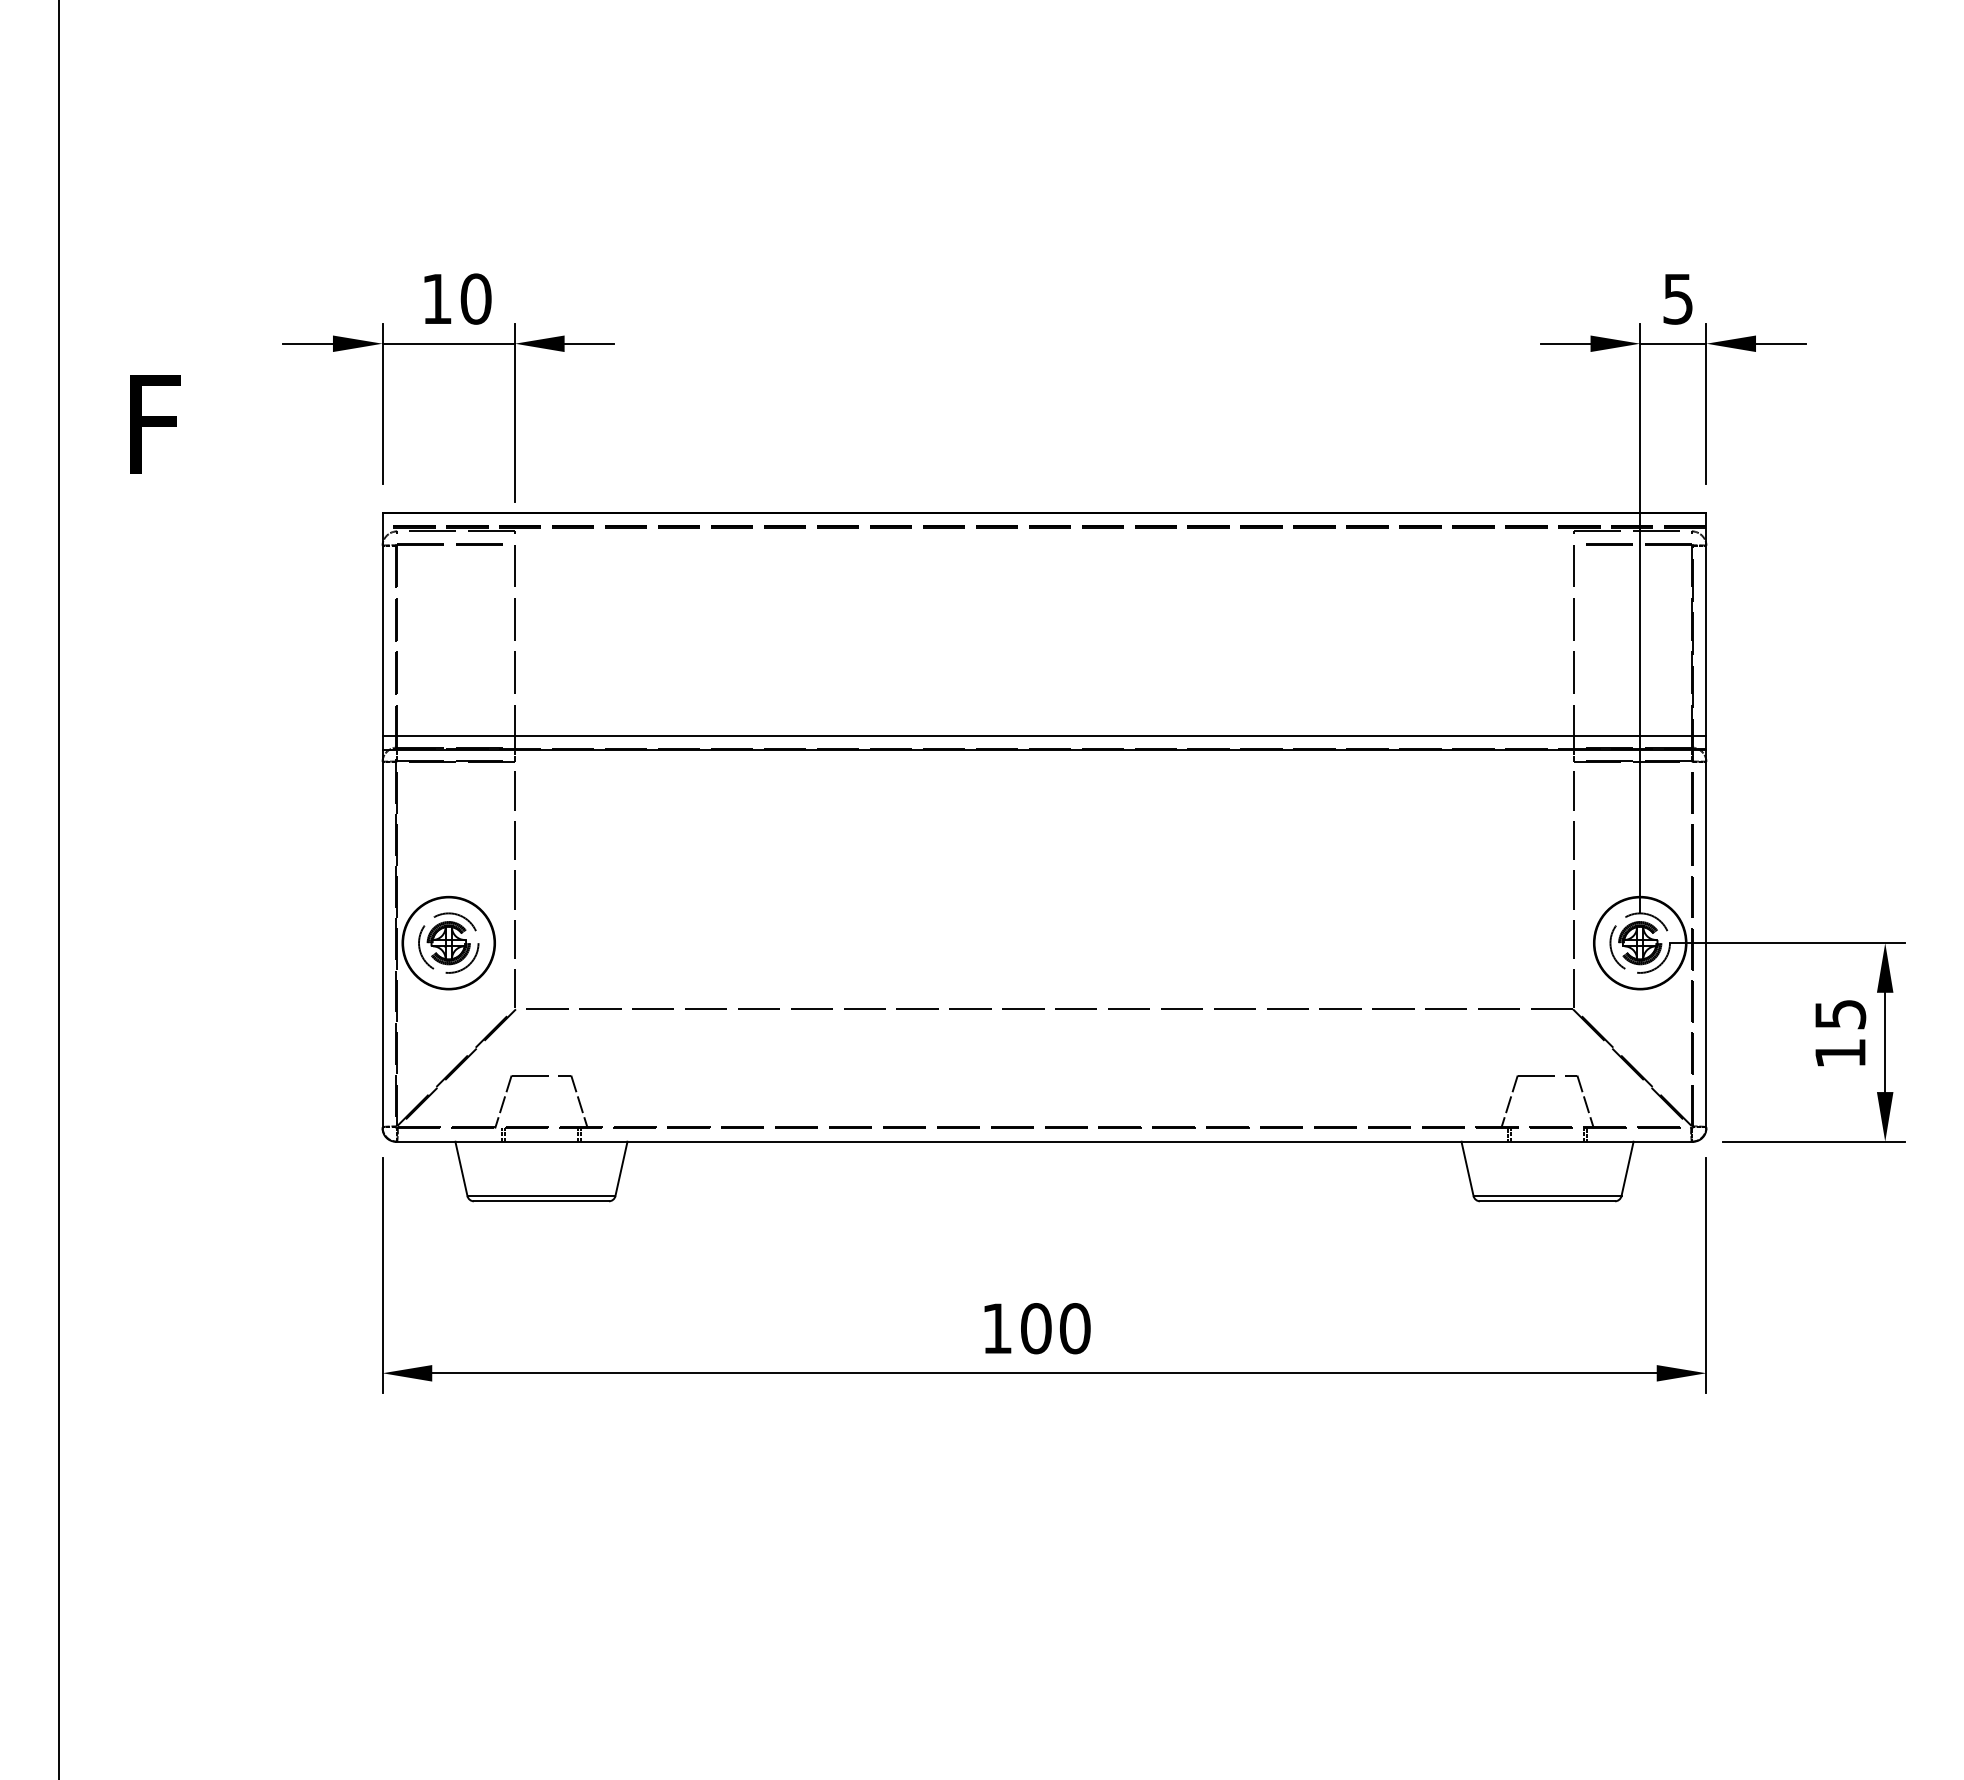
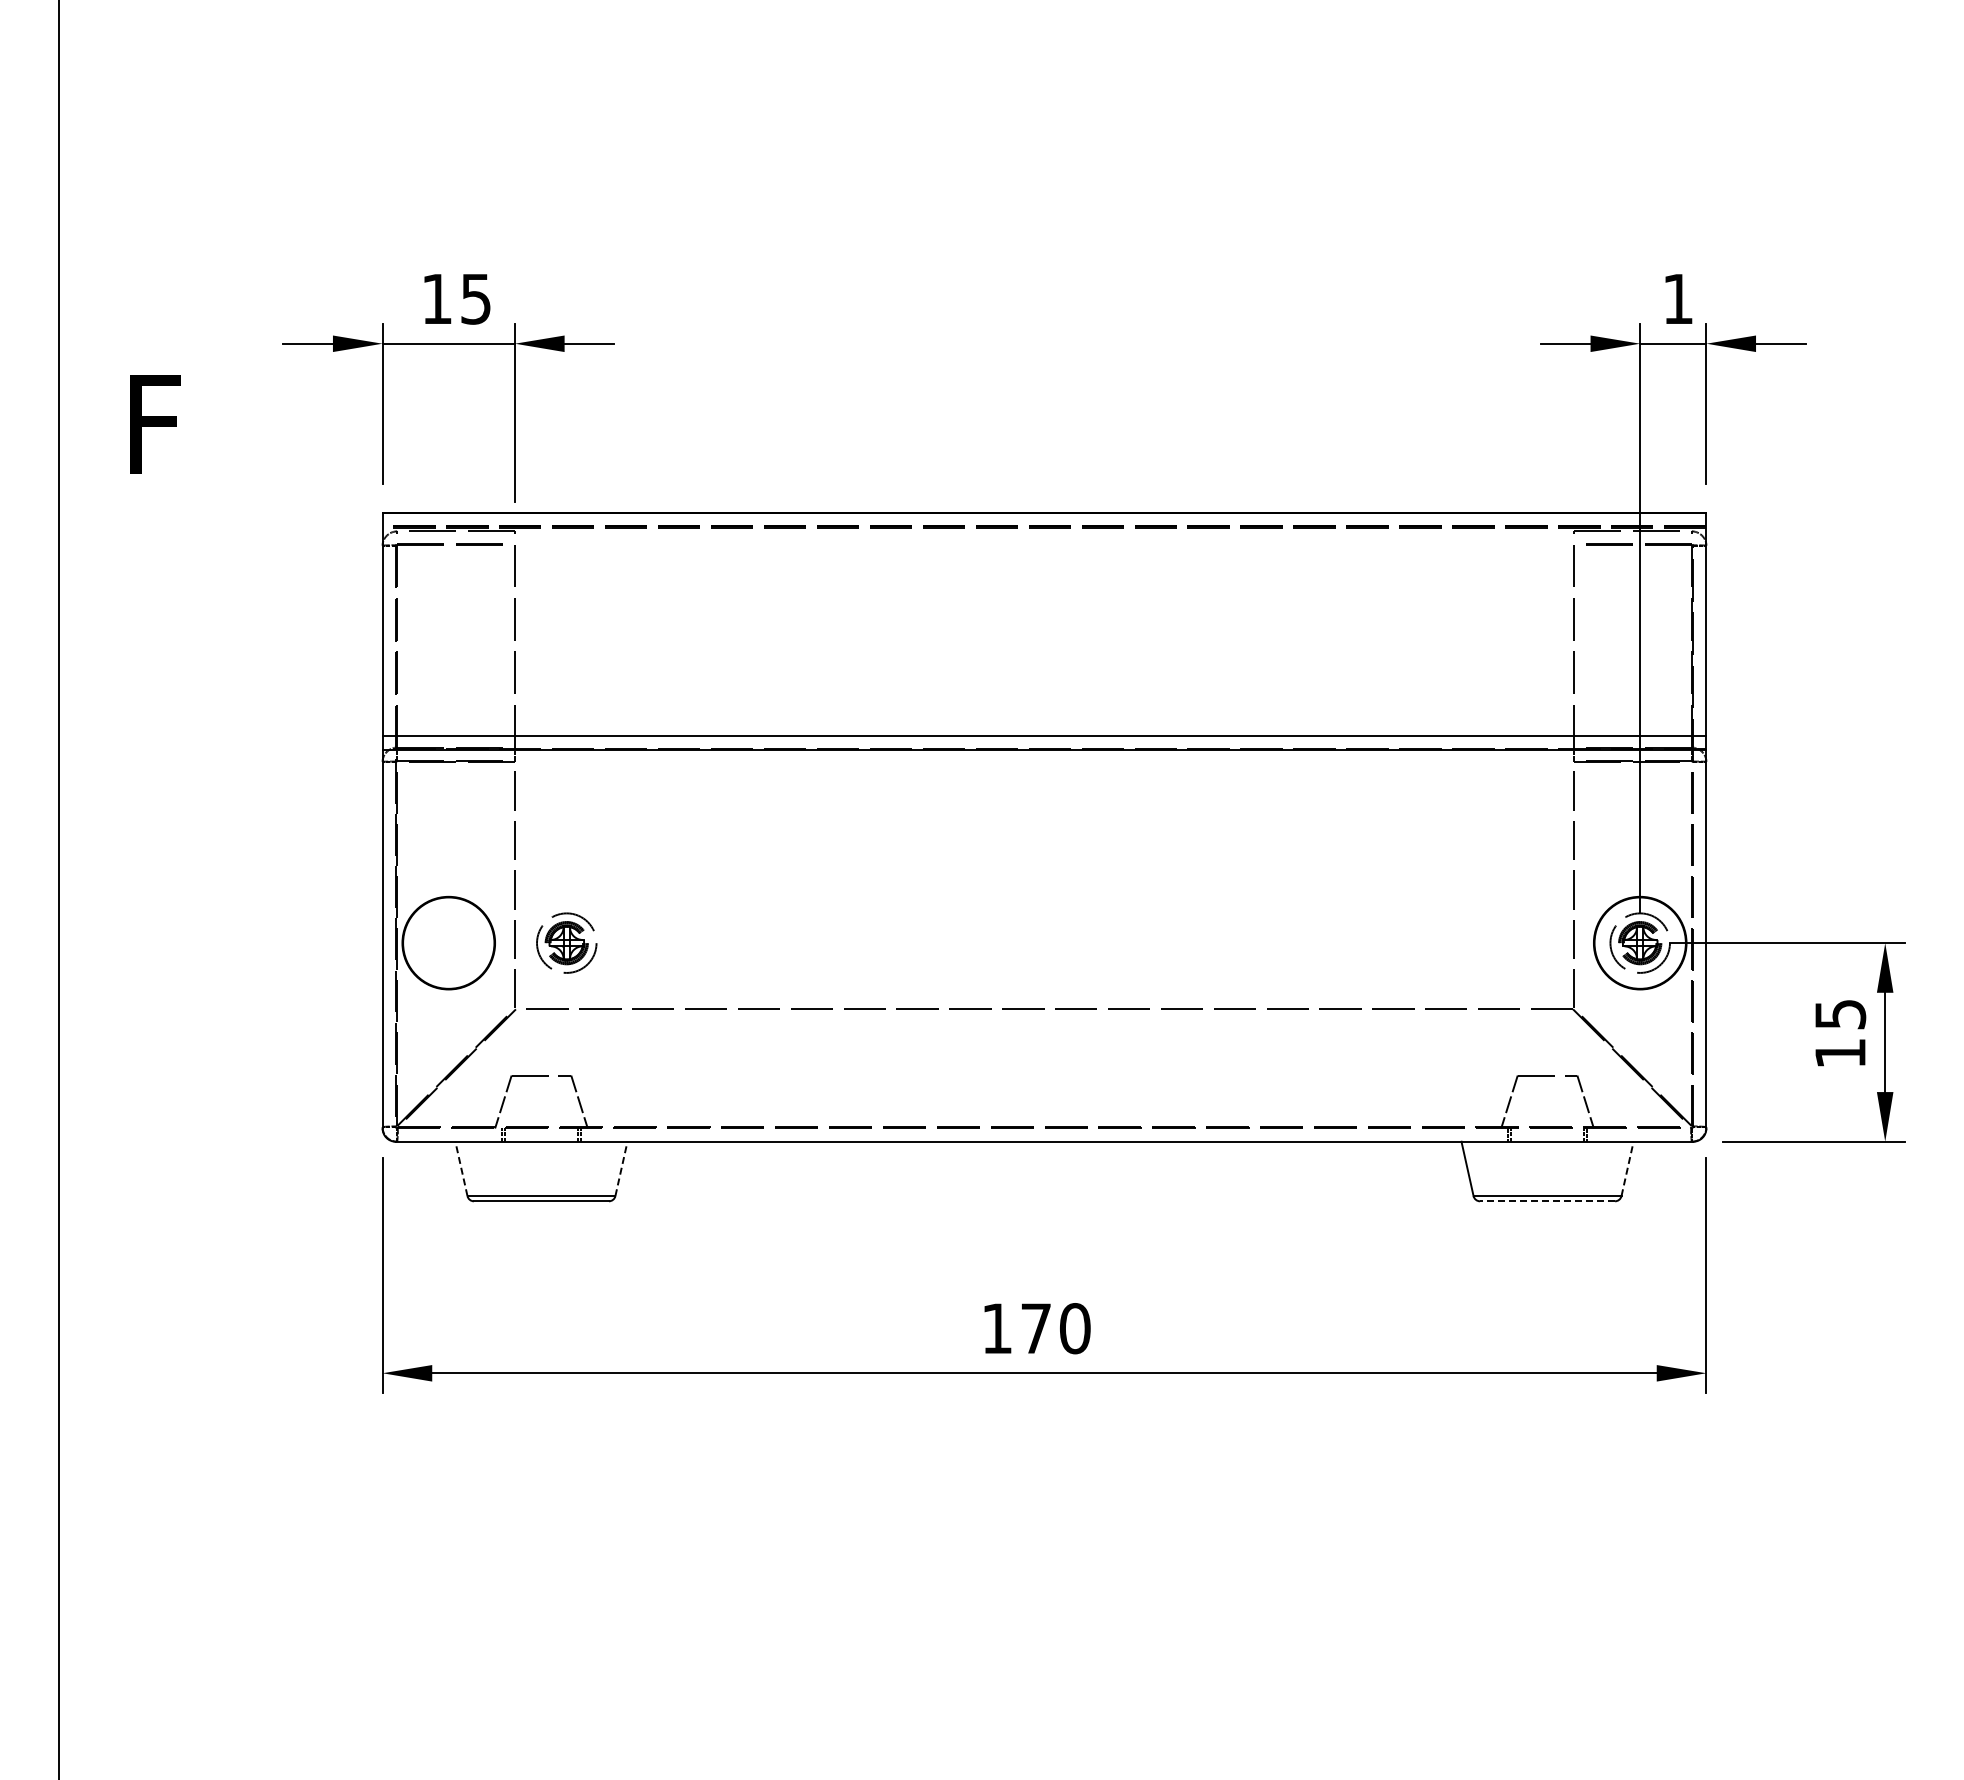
text: 10 -> 15 (475, 298)
text: 5 -> 1 (1677, 299)
part position: (448, 942) -> (566, 942) (566, 942)
line: solid -> dashed (461, 1168)
line: solid -> dashed (621, 1168)
line: solid -> dashed (1627, 1168)
line: solid -> dashed (1547, 1201)
text: 100 -> 170 (1036, 1328)
